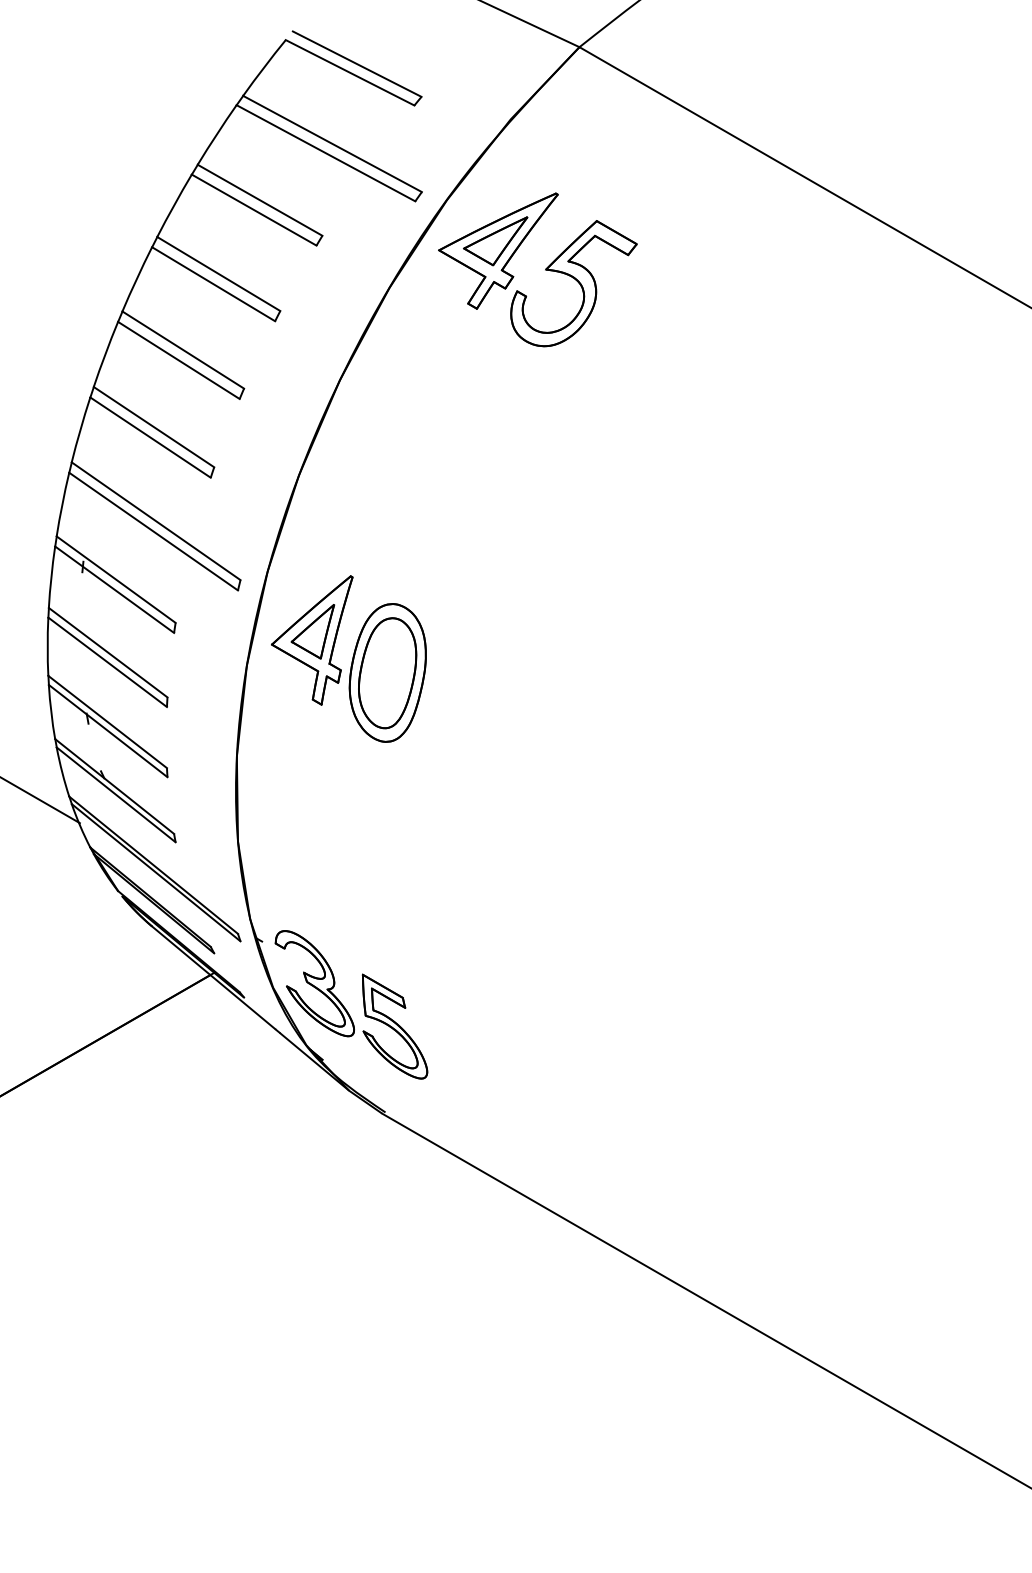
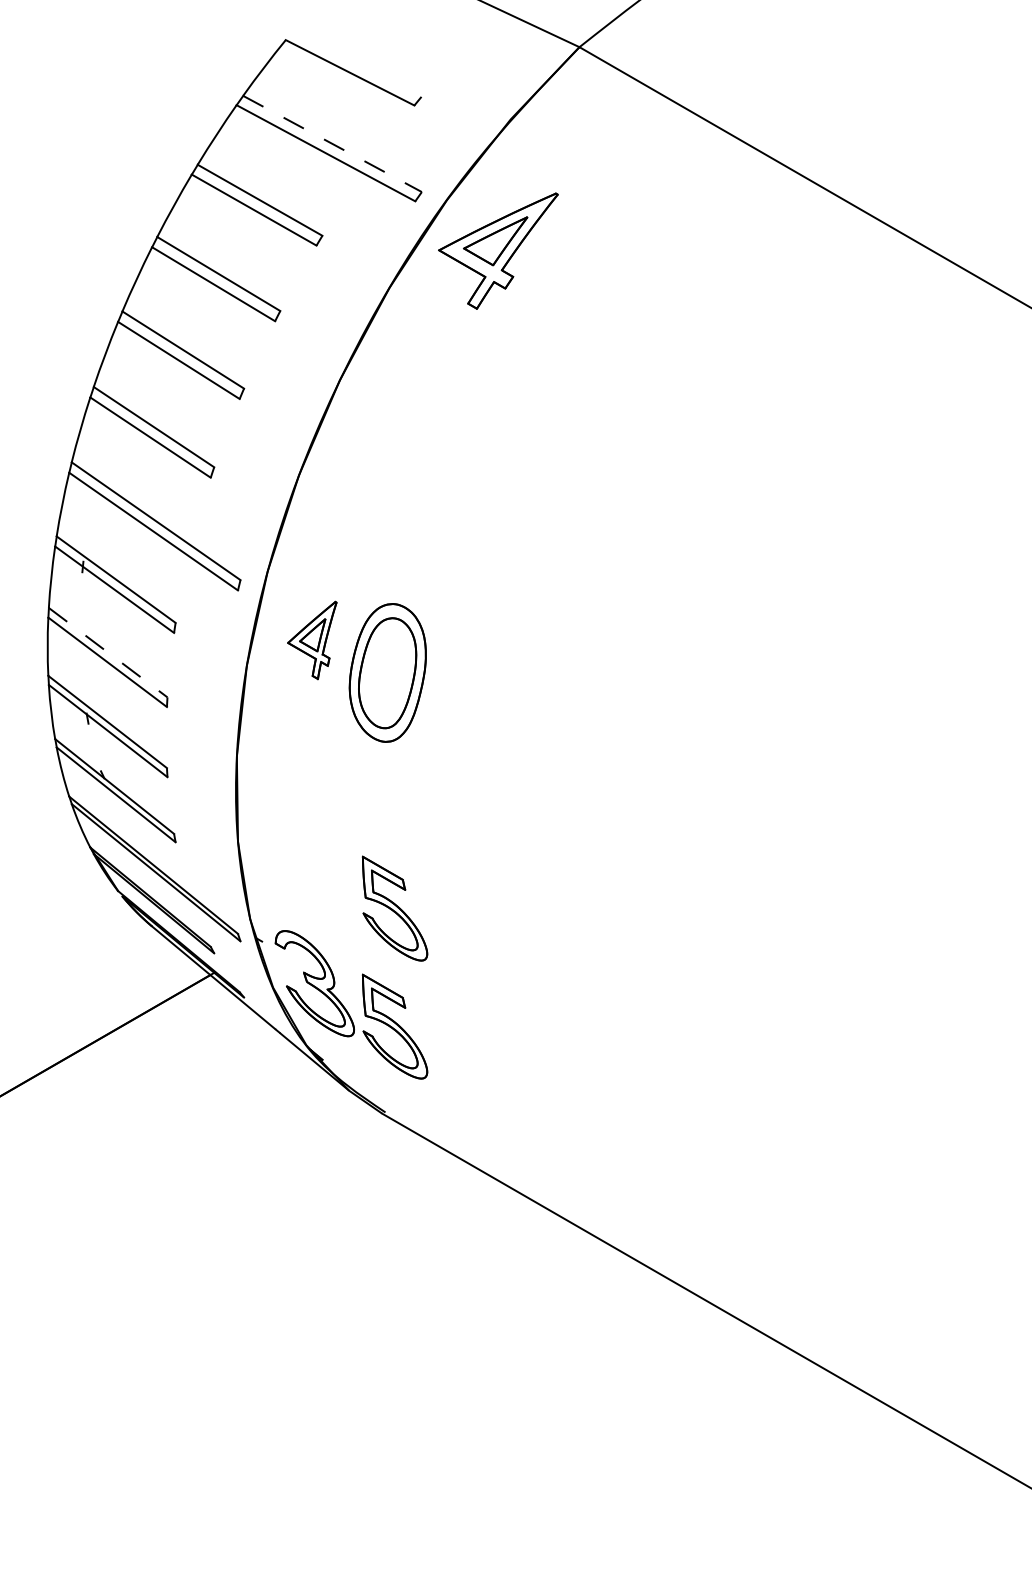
line: present -> none (356, 63)
line: solid -> dashed (332, 144)
part: present -> none (573, 283)
part size: 83x131 px -> 51x81 px (312, 640)
line: solid -> dashed (108, 652)
line: present -> none (40, 800)
part: none -> present (394, 908)
